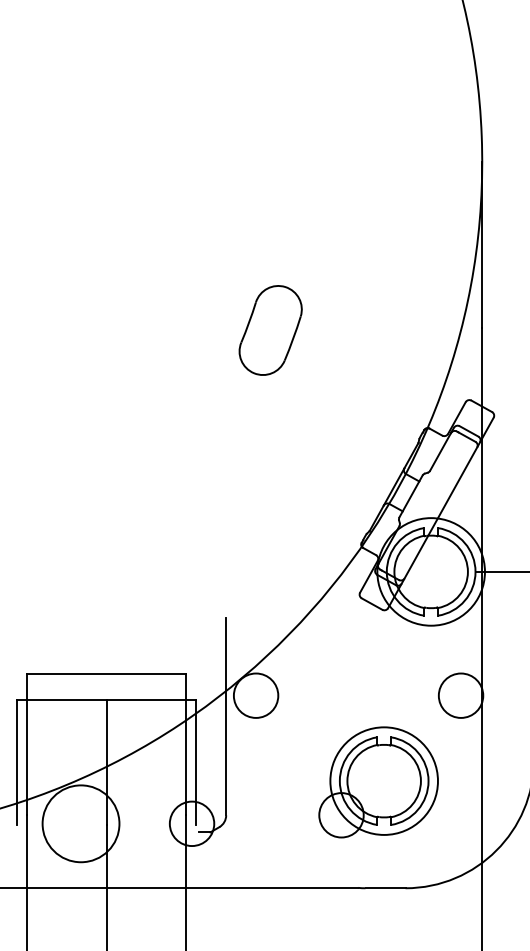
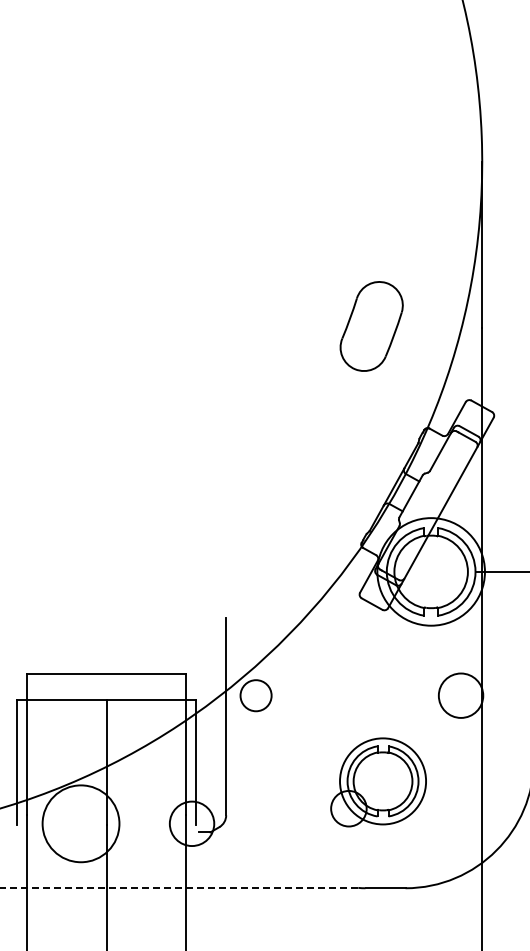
part position: (270, 330) -> (371, 326) (371, 326)
circle diameter: 44 px -> 31 px (255, 695)
part size: 121x113 px -> 97x91 px (378, 782)
line: solid -> dashed (179, 887)
